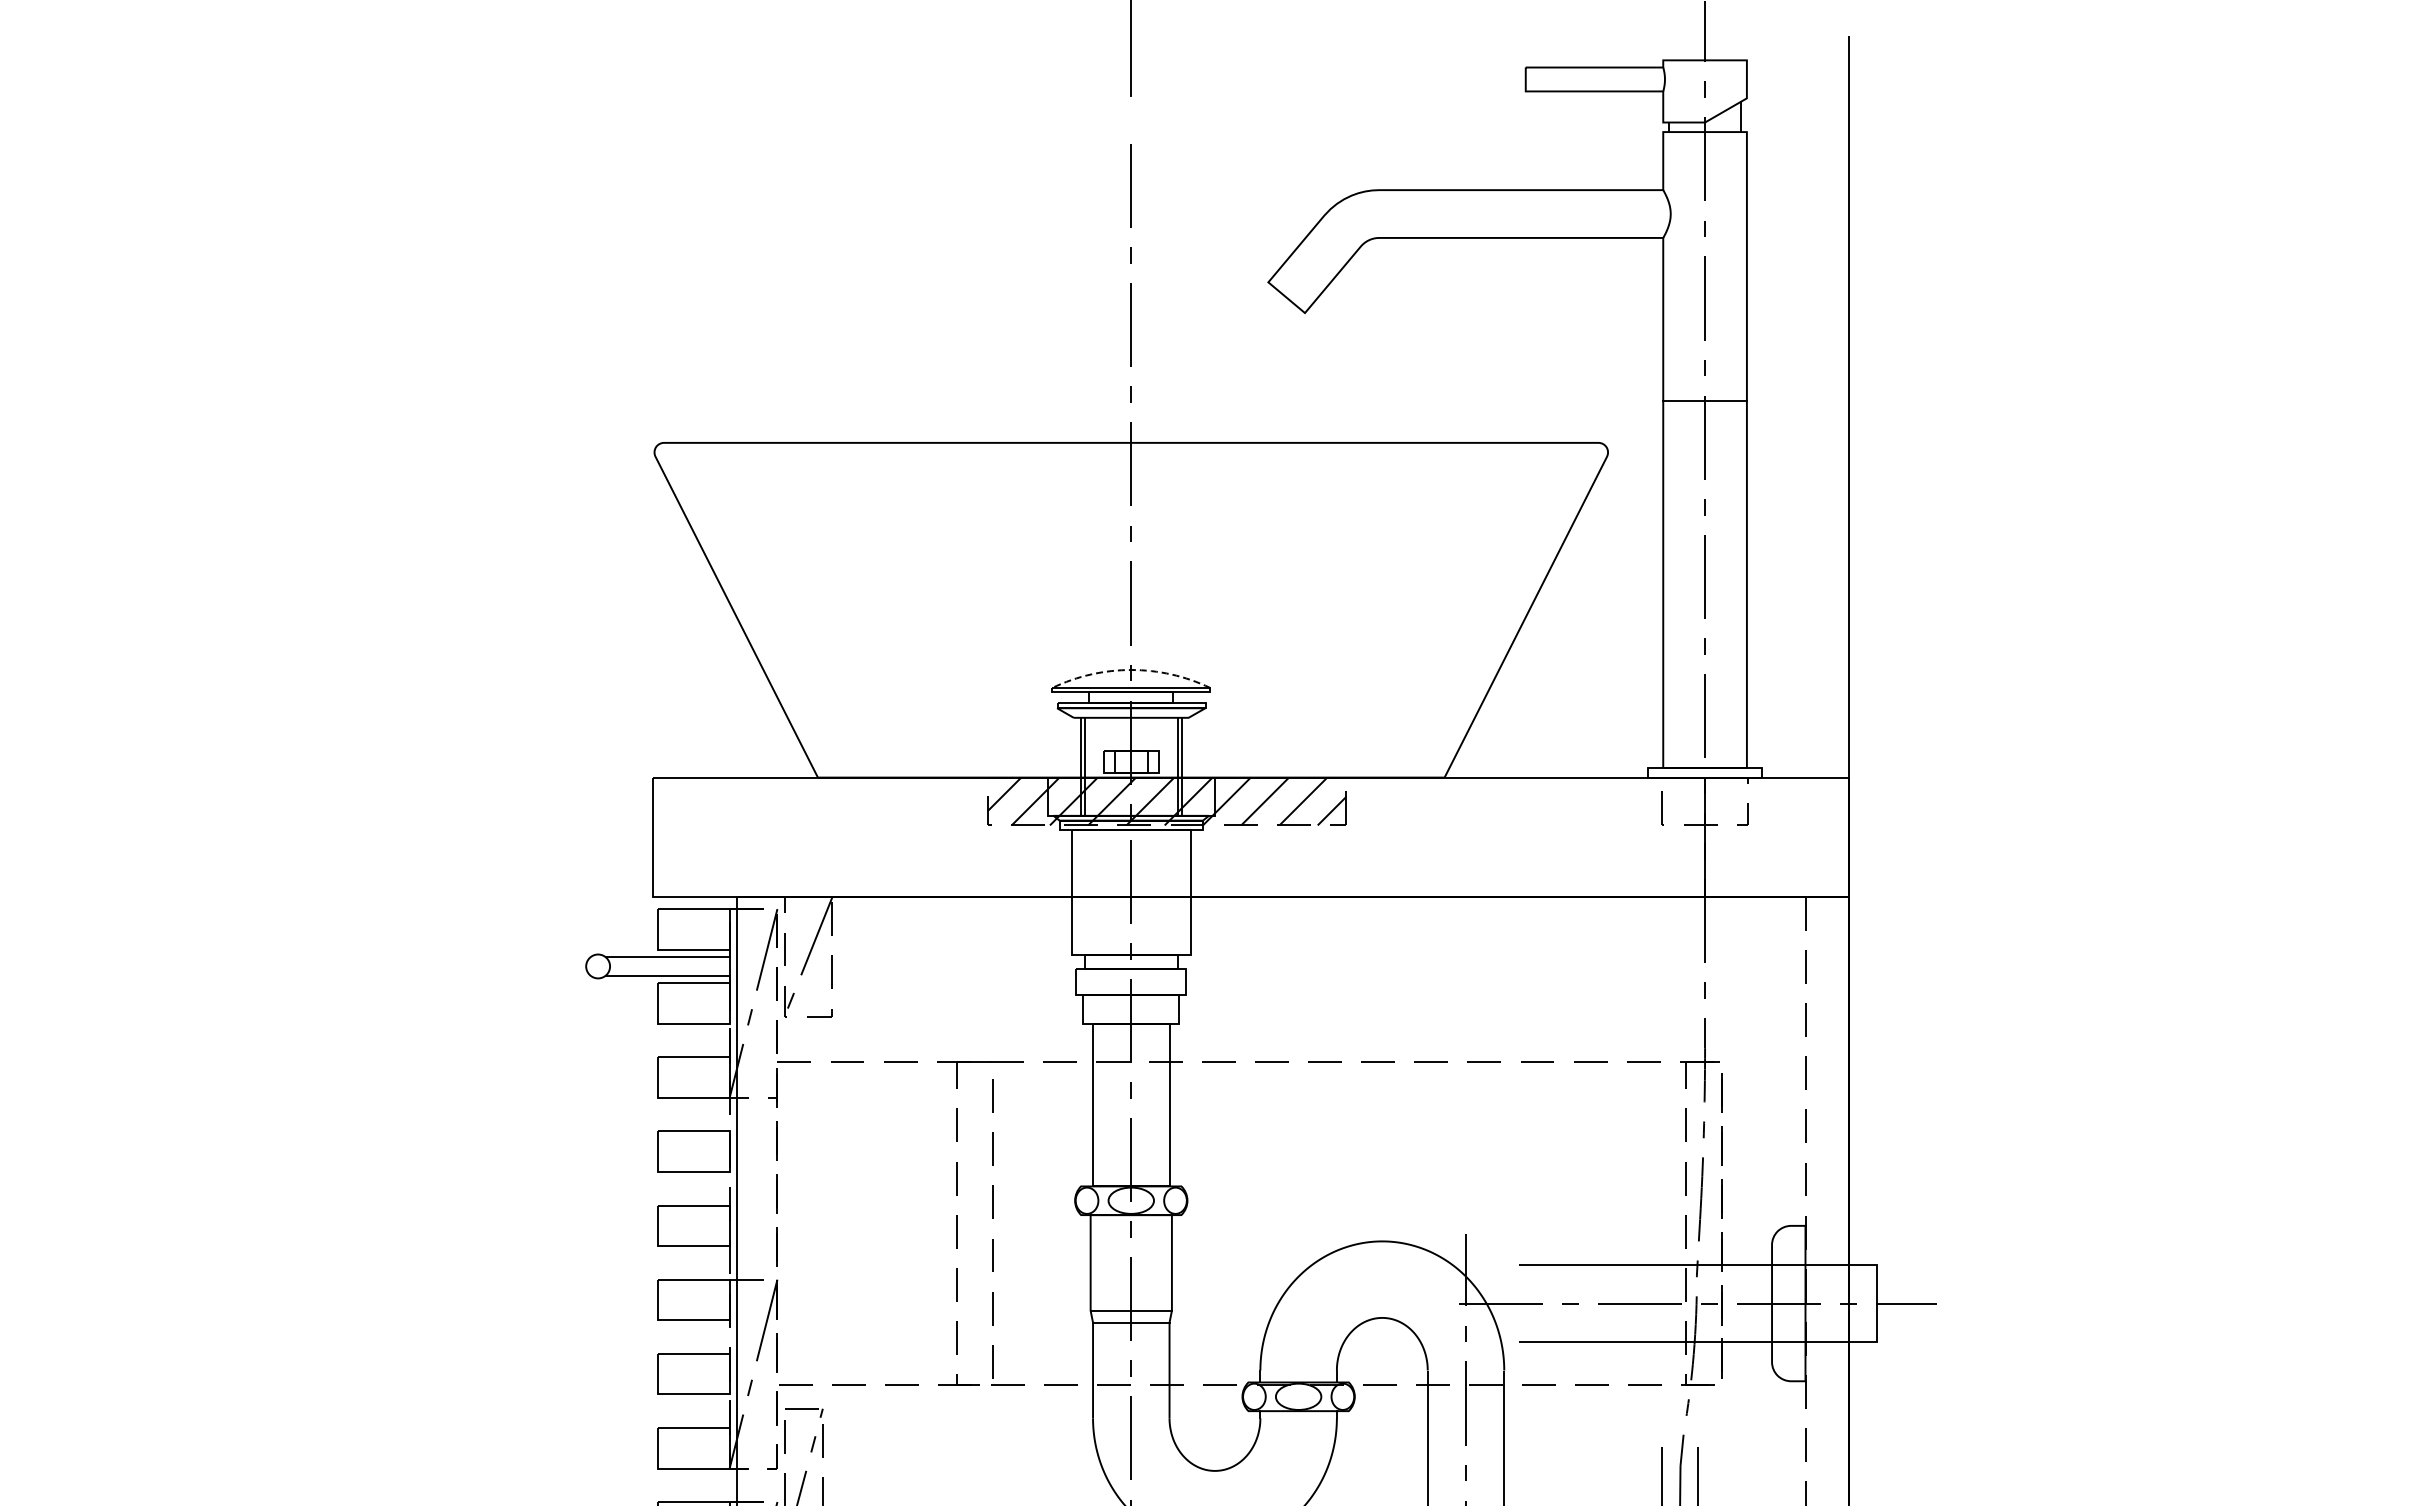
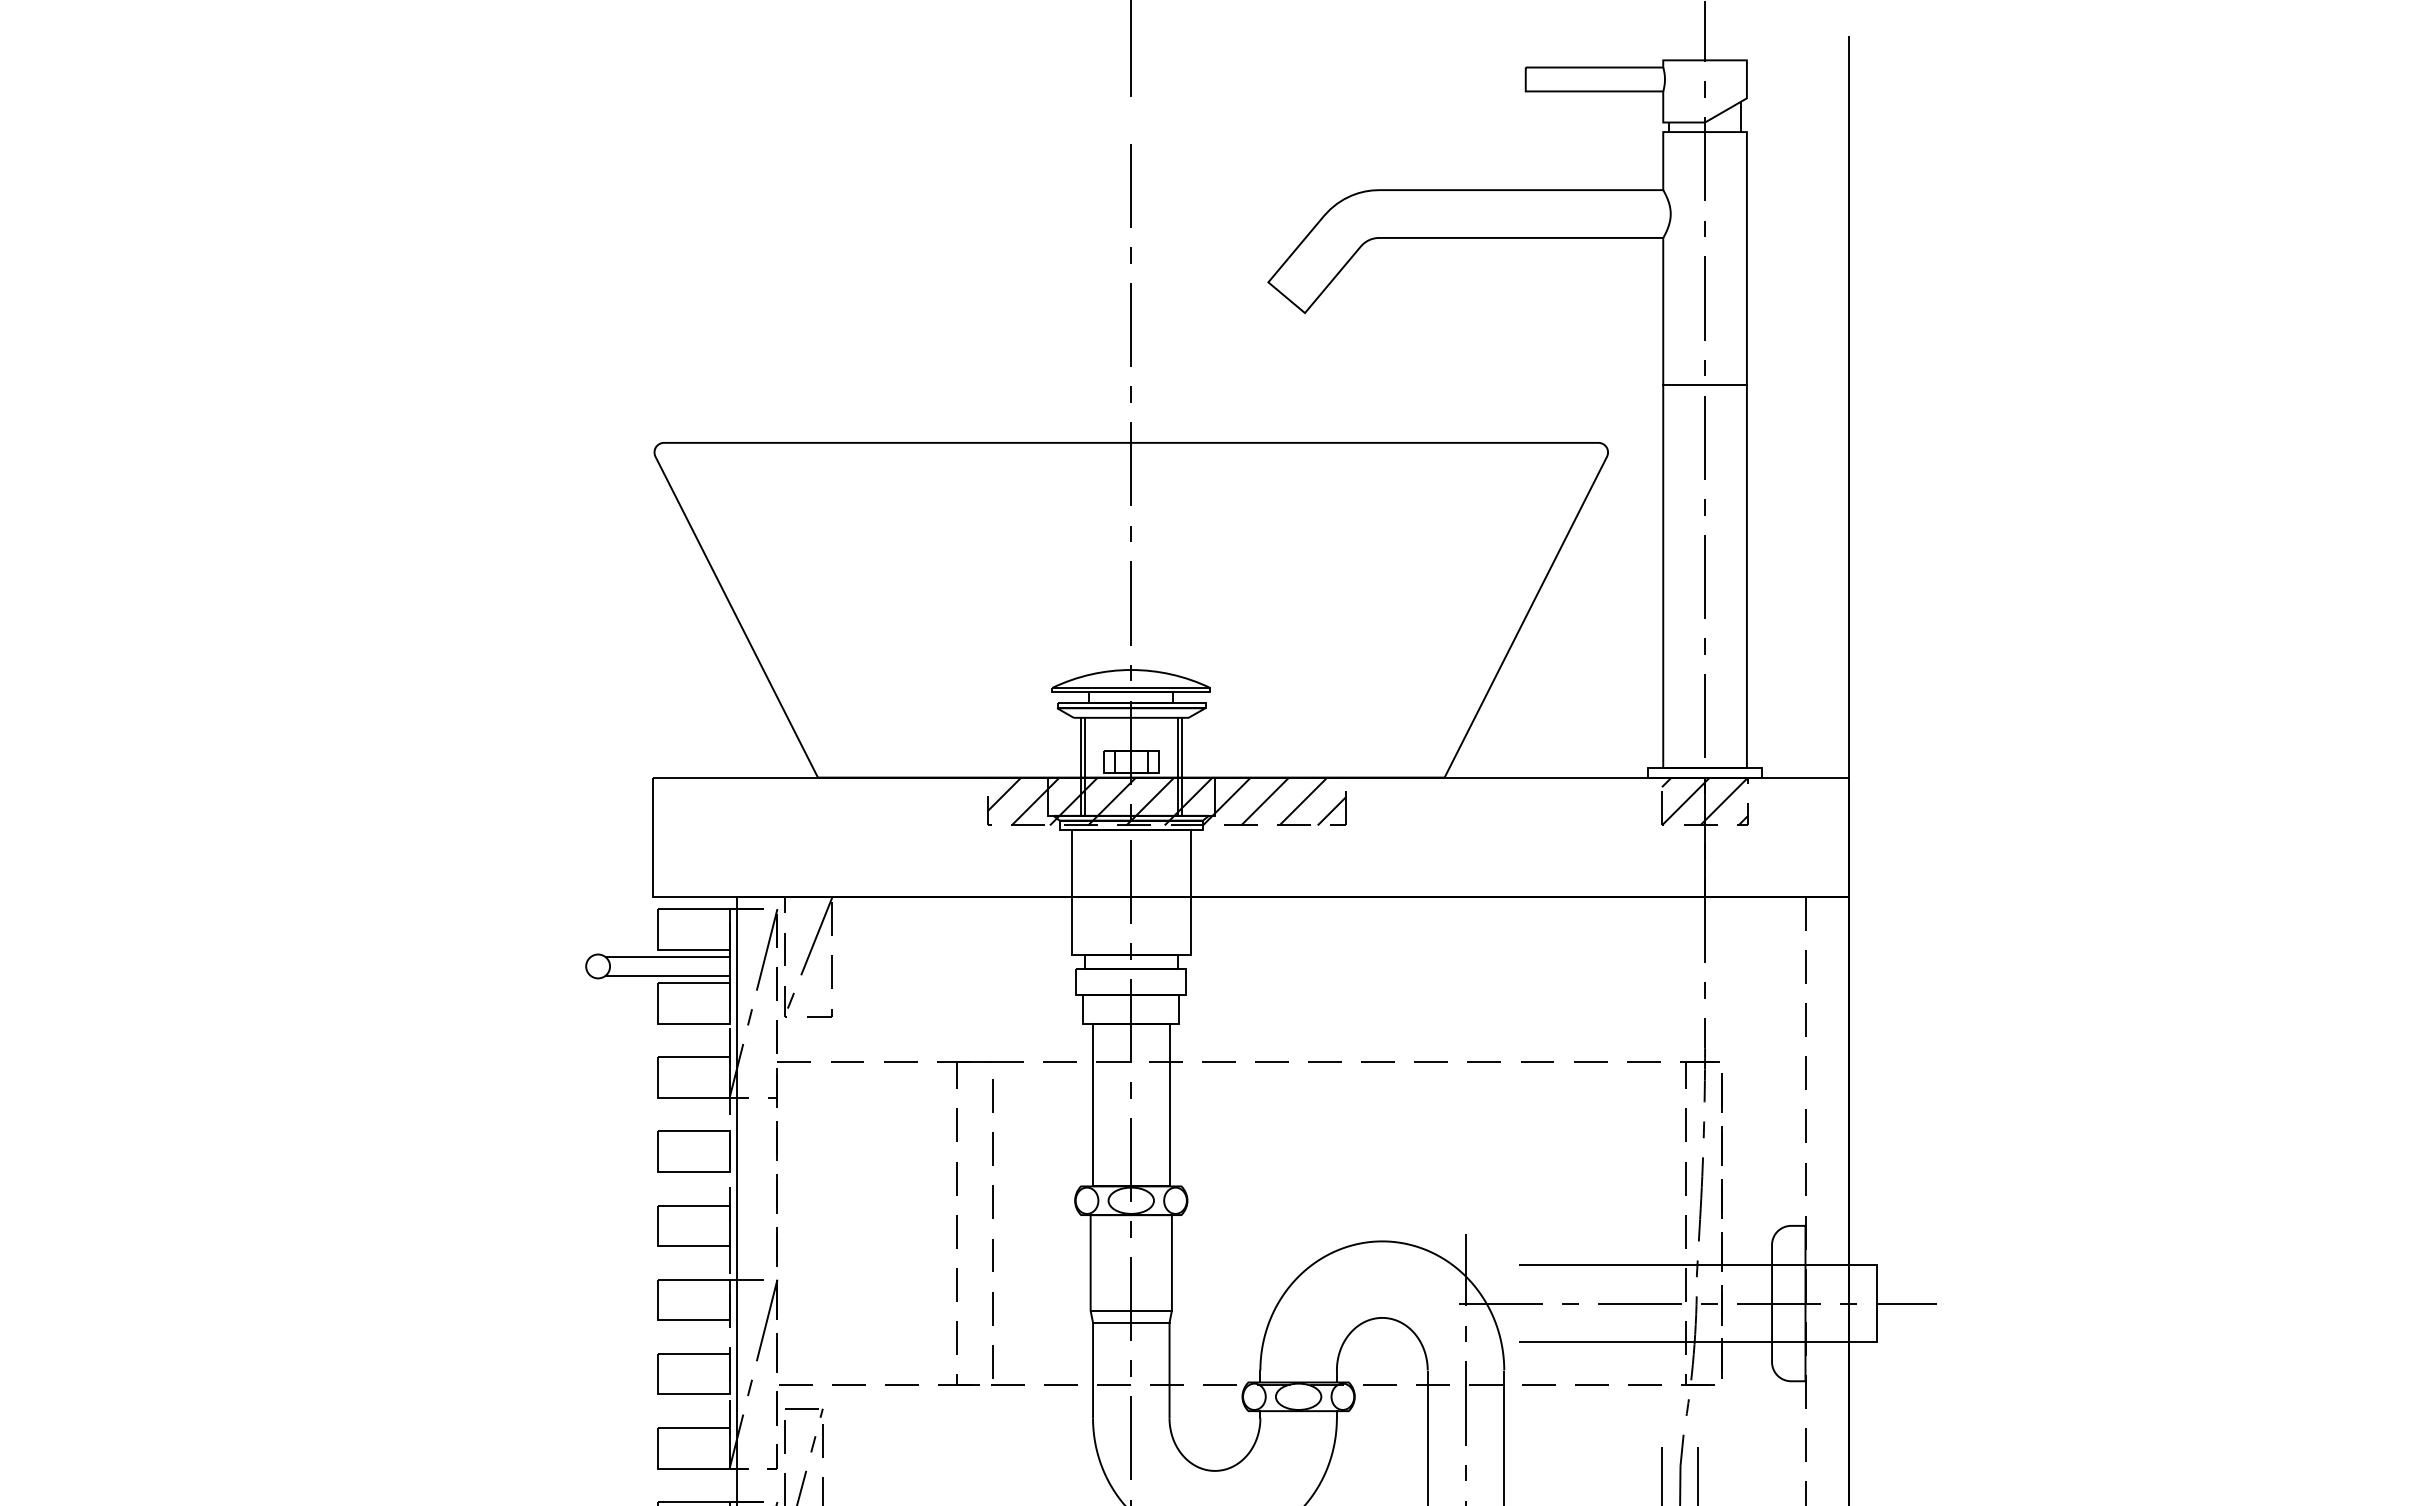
line position: (1704, 401) -> (1704, 385) (1704, 385)
arc: dashed -> solid (1131, 670)
hatch: none -> present (1705, 801)
